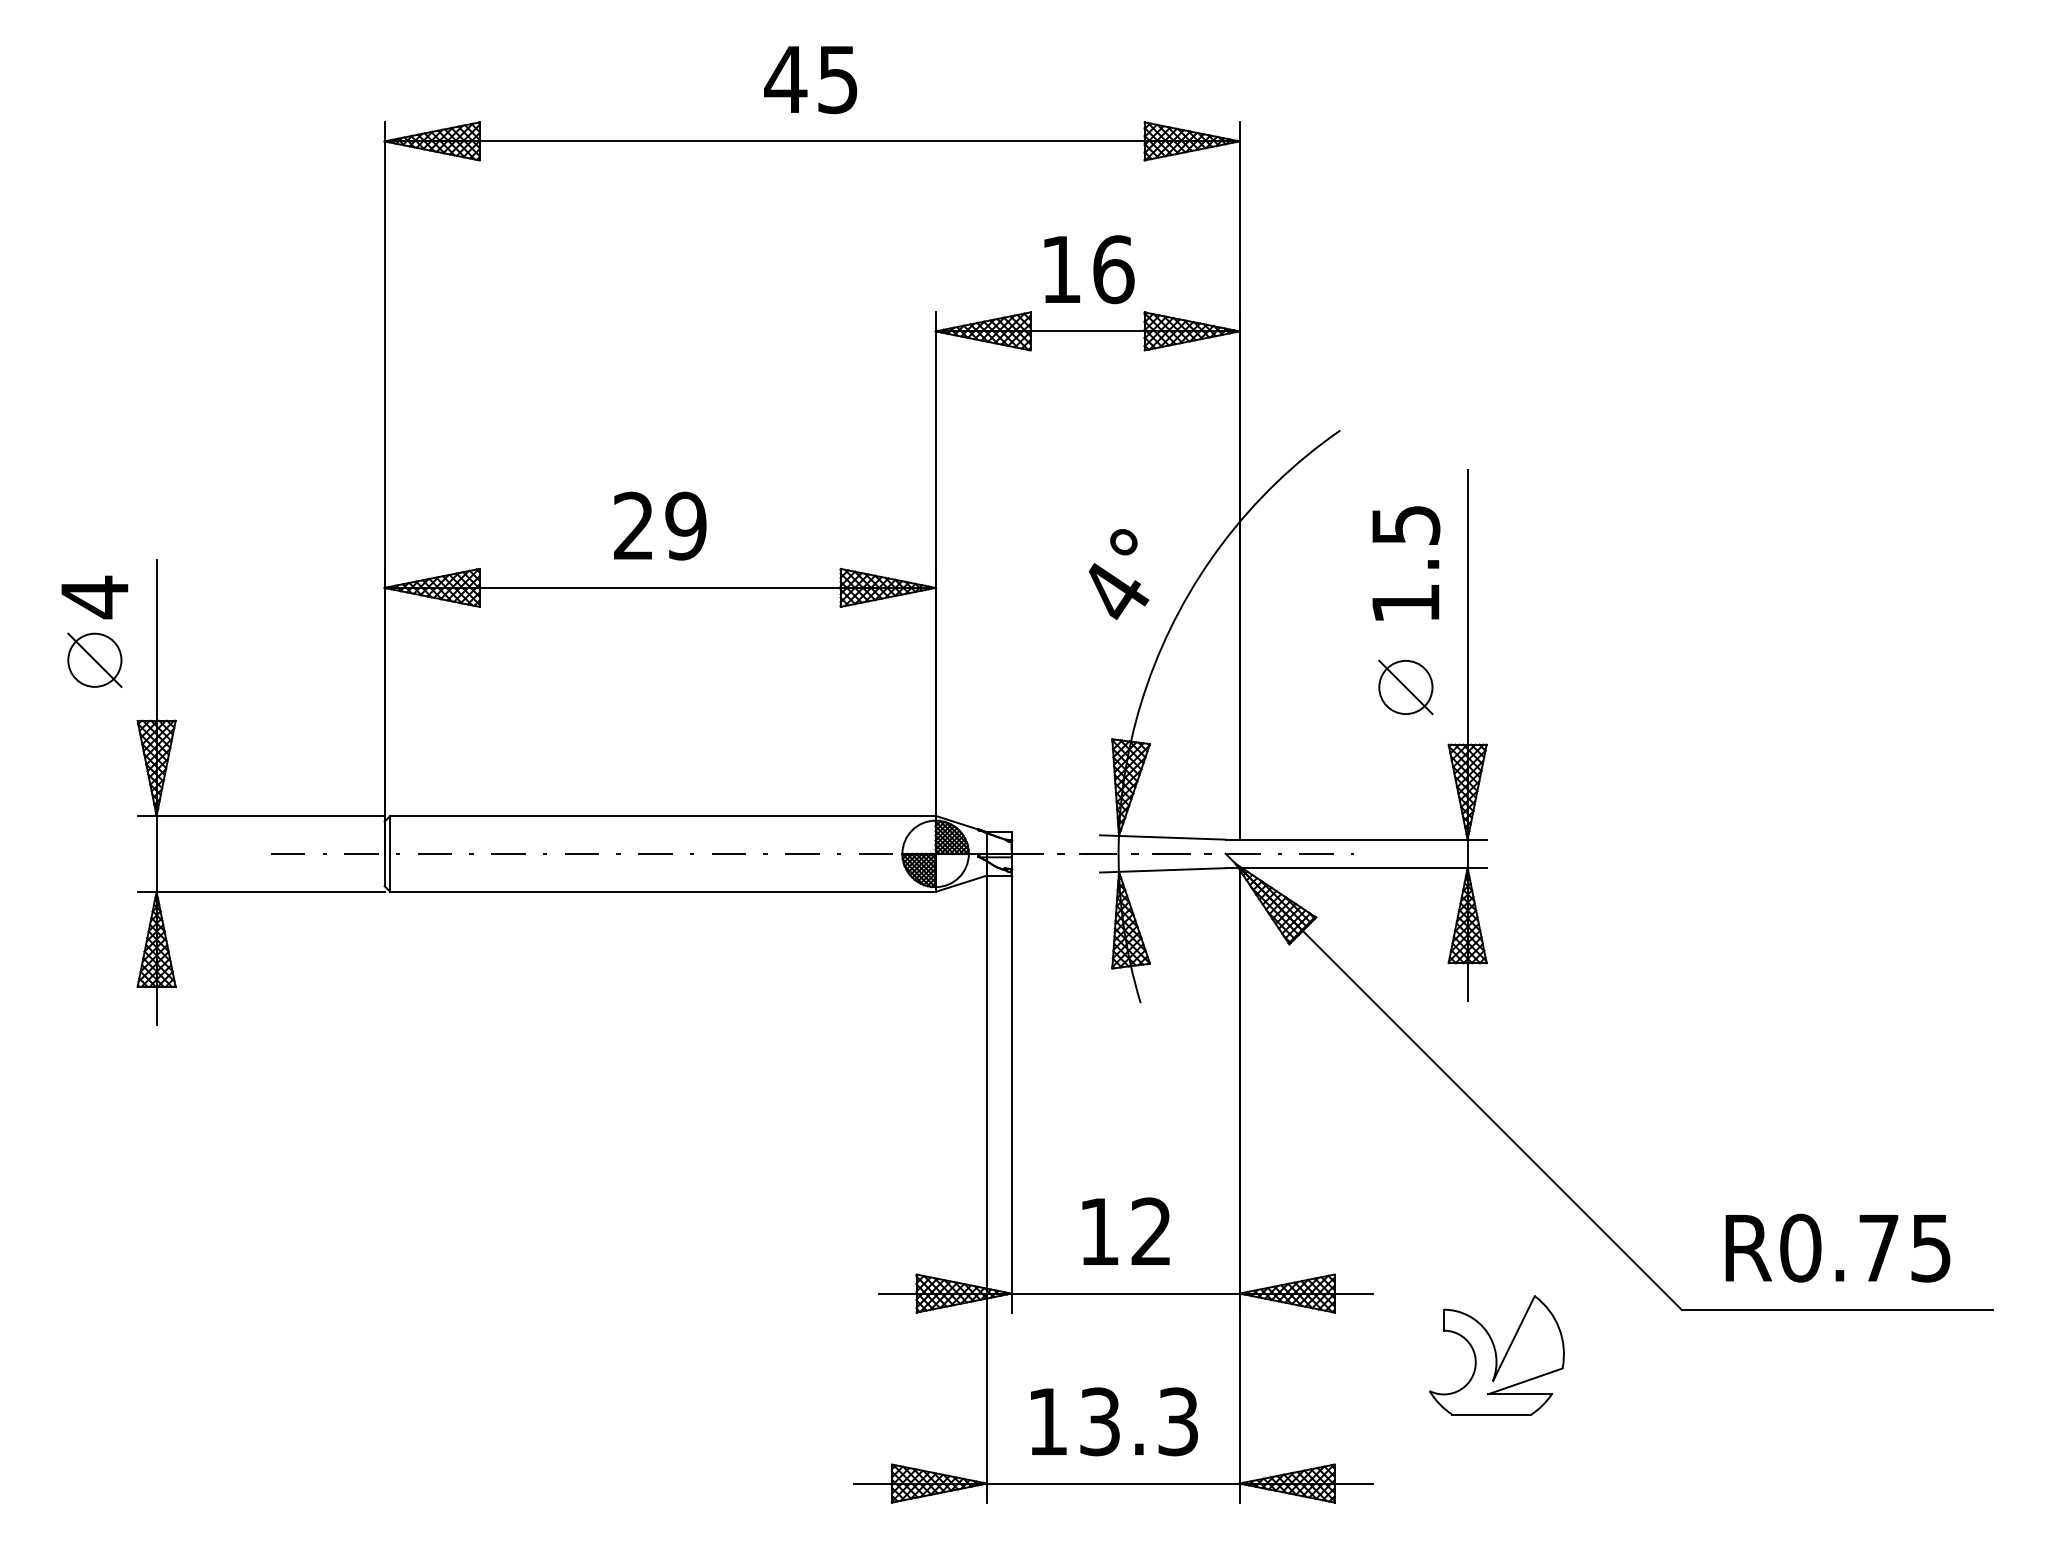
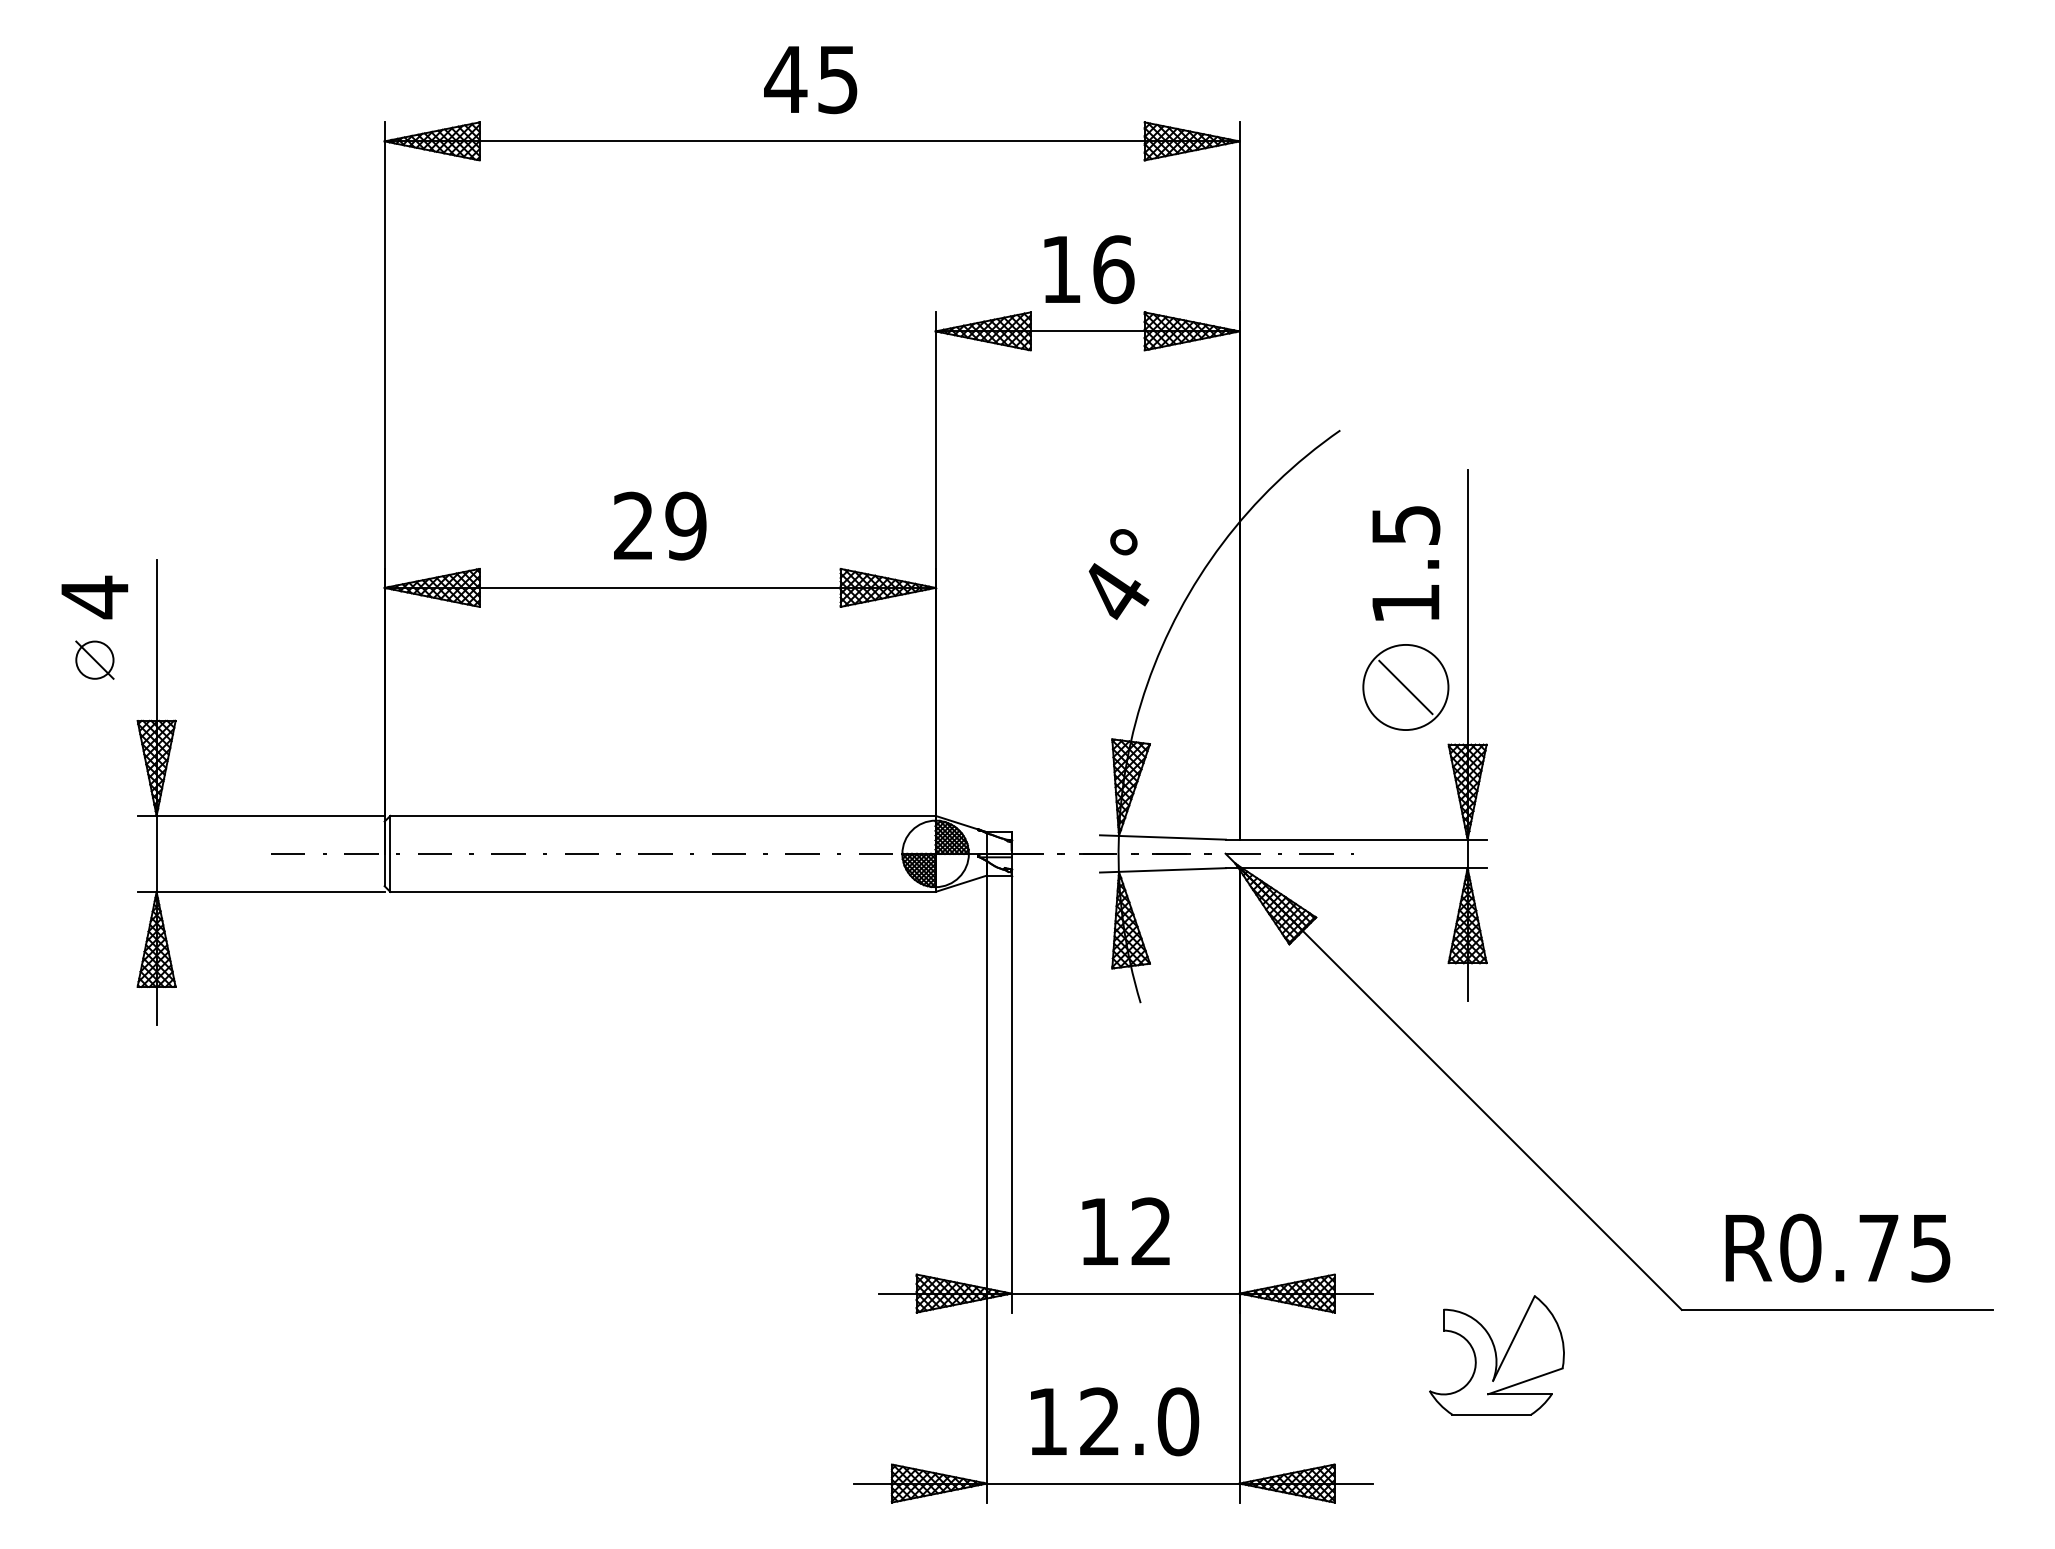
part size: 56x56 px -> 40x40 px (94, 659)
circle diameter: 53 px -> 85 px (1405, 687)
text: 13.3 -> 12.0 (1139, 1421)
